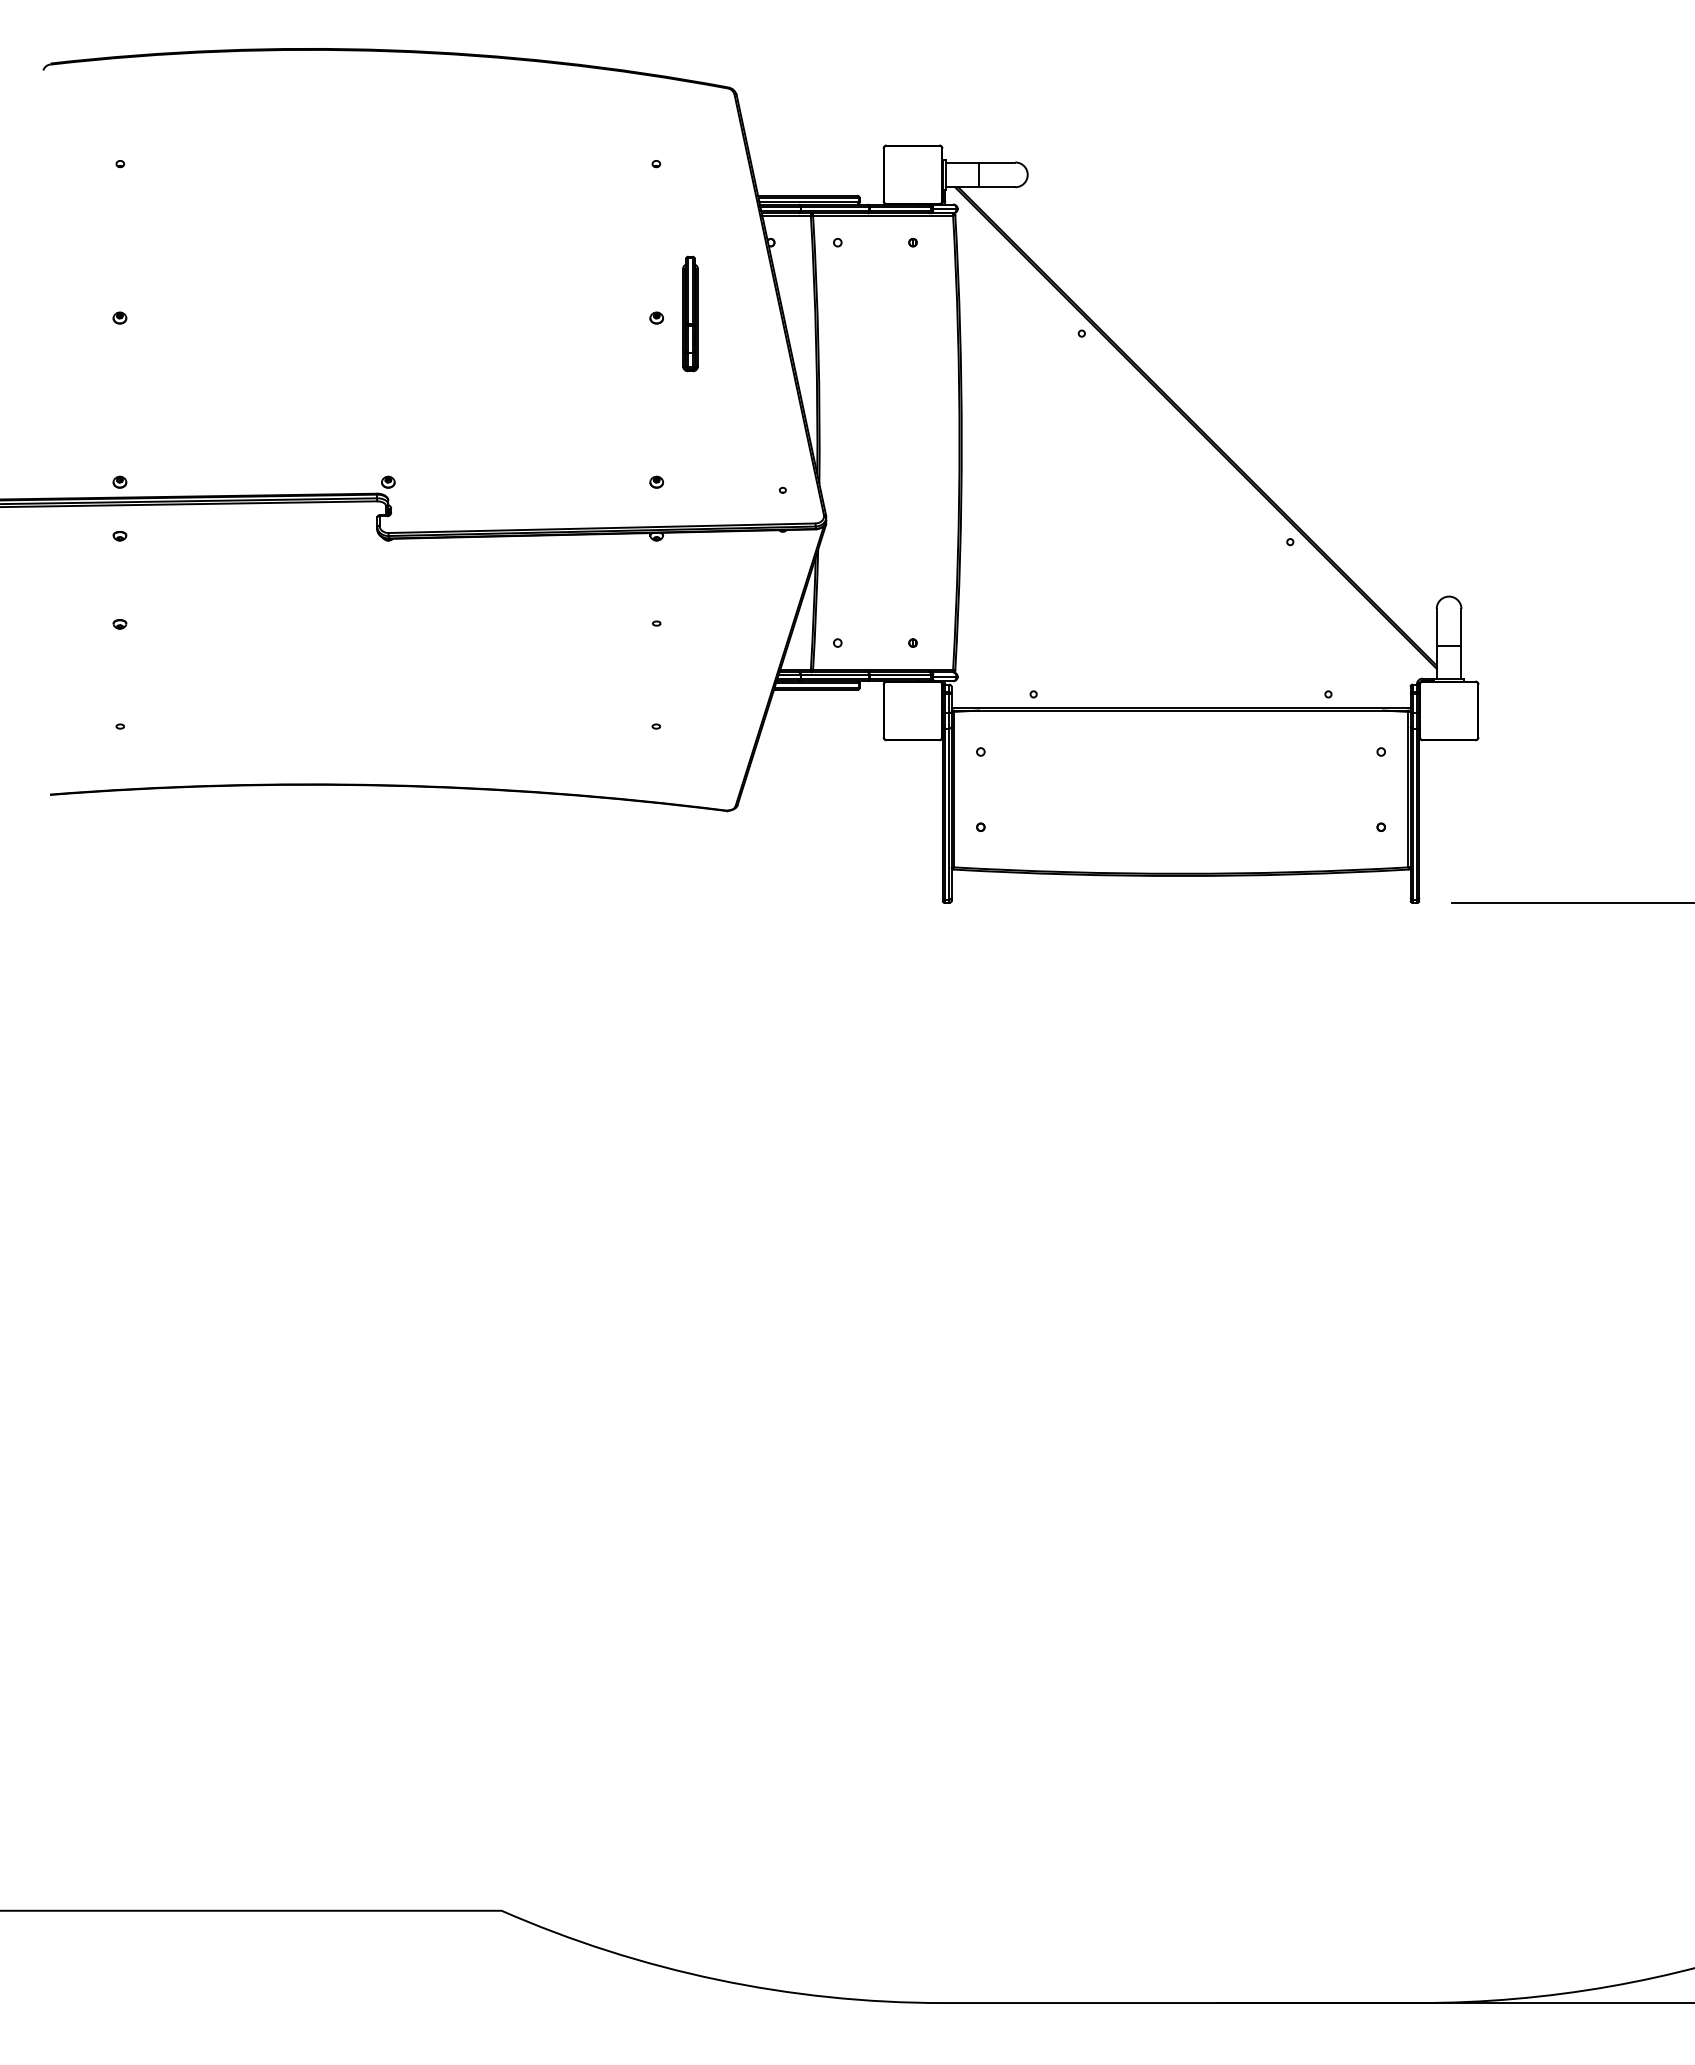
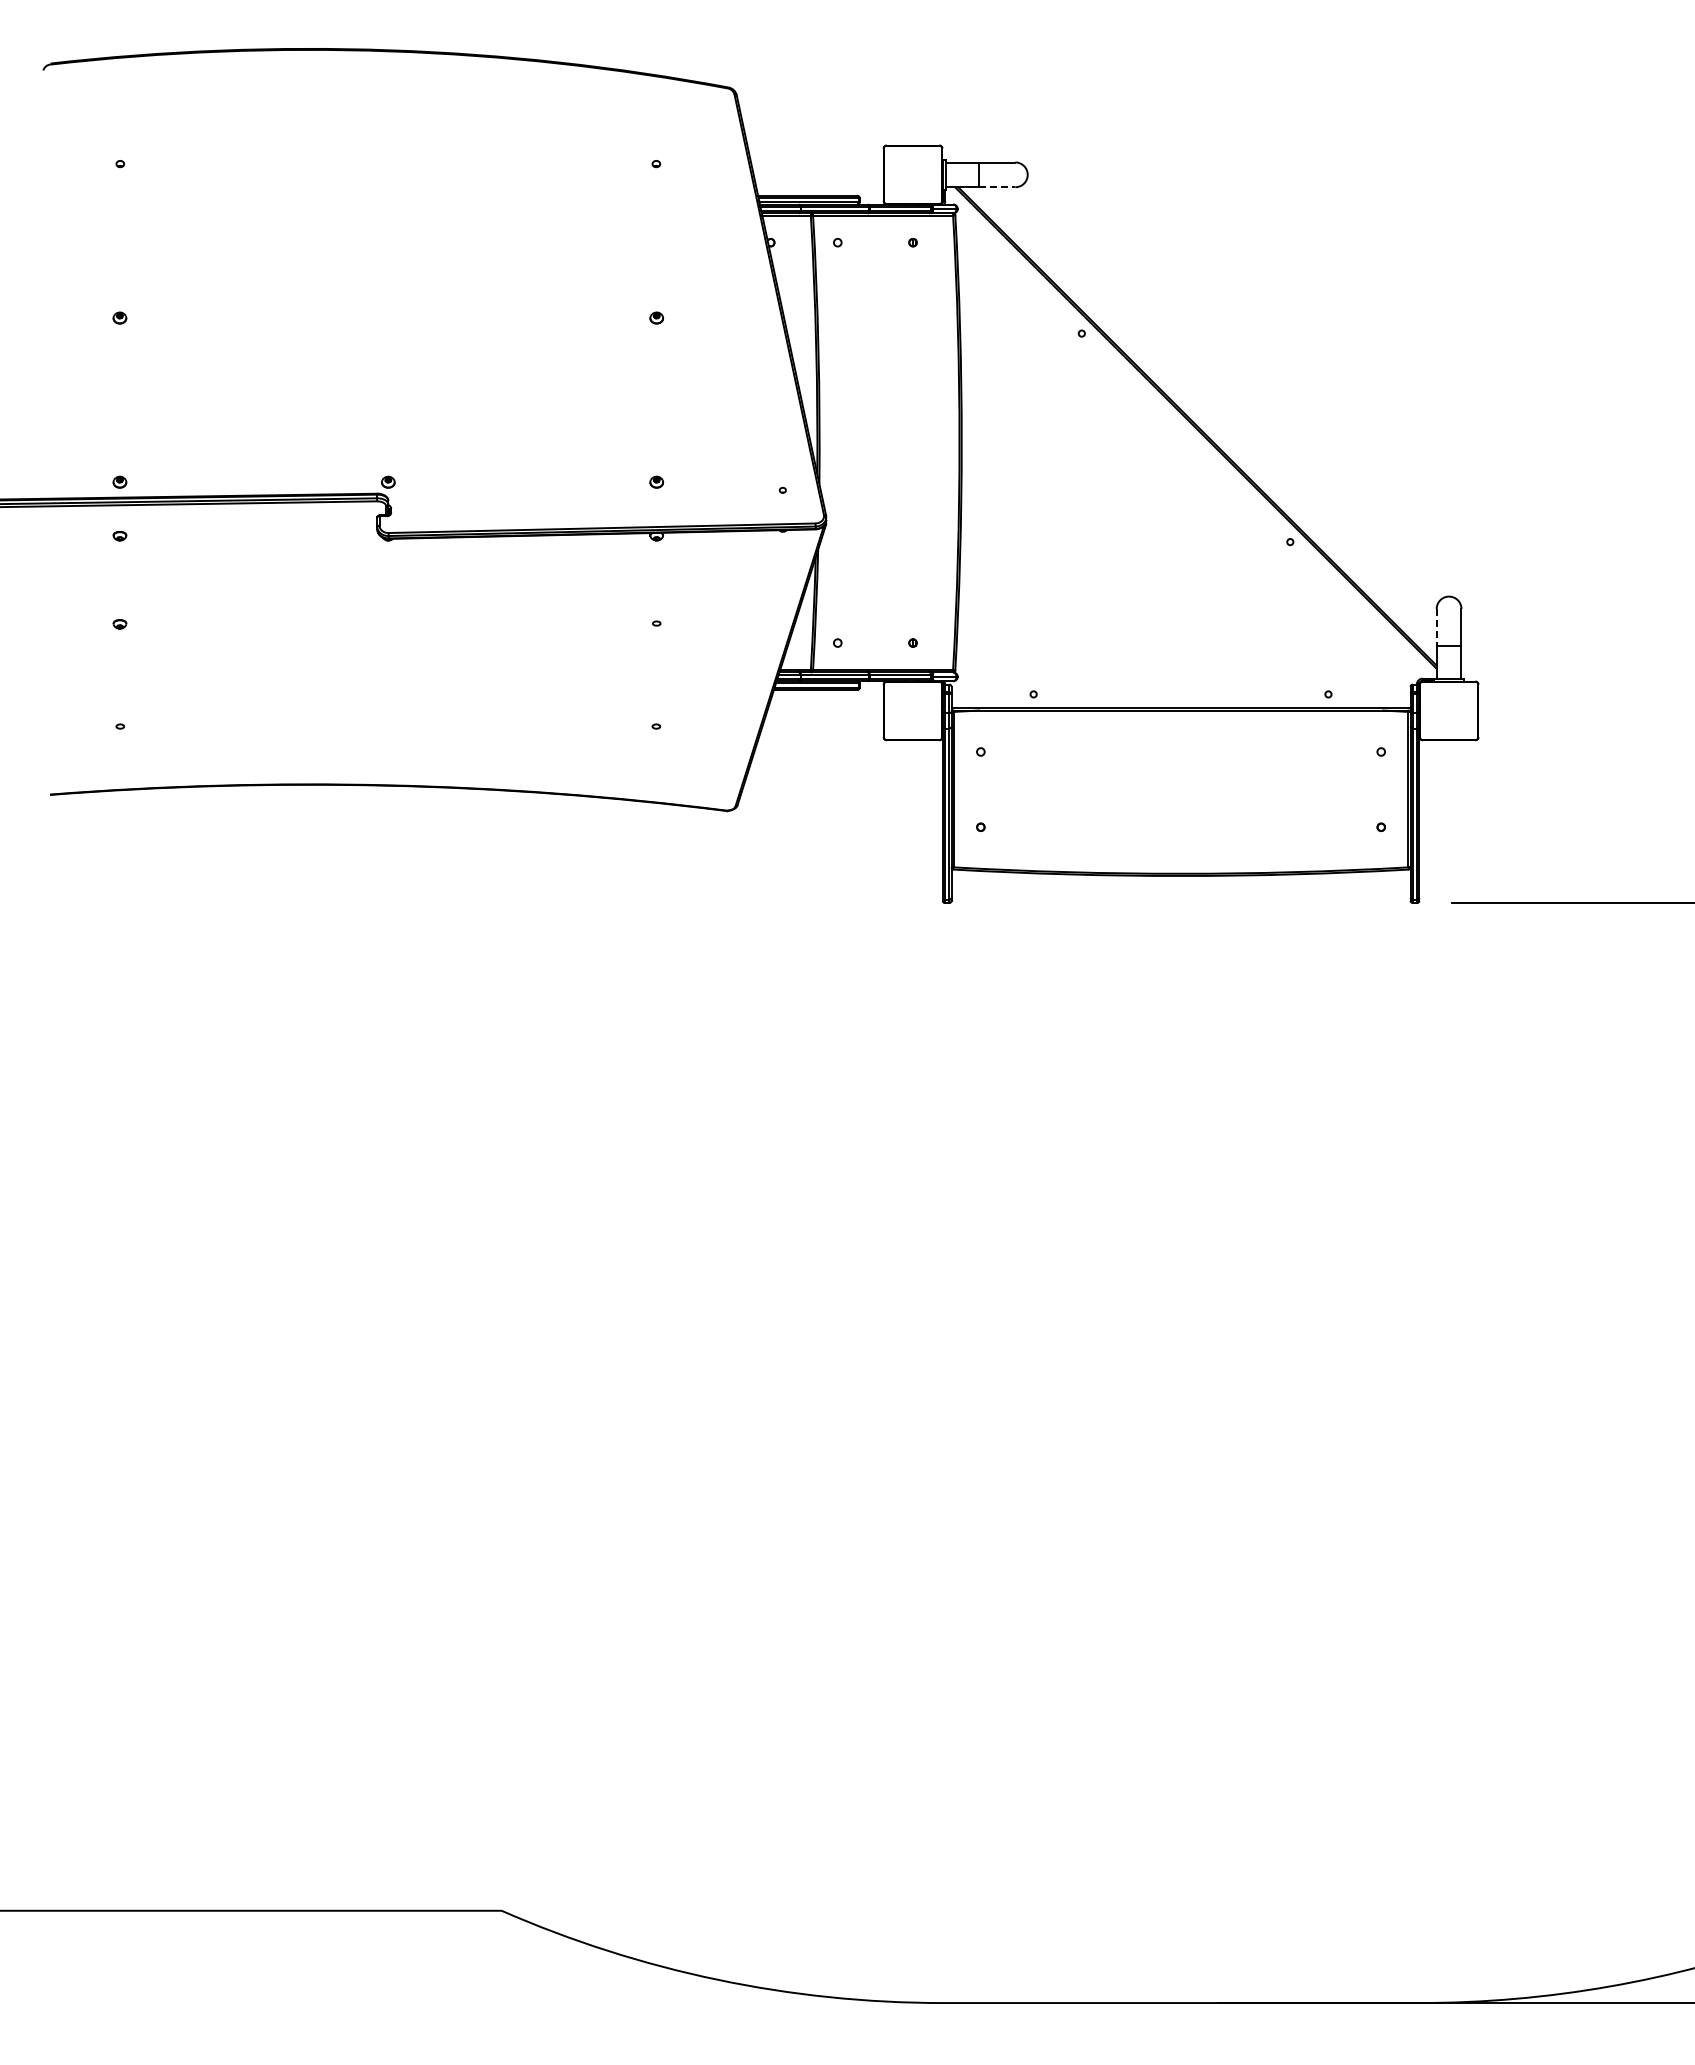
line: solid -> dashed (997, 187)
part: present -> none (690, 313)
line: solid -> dashed (1436, 627)
